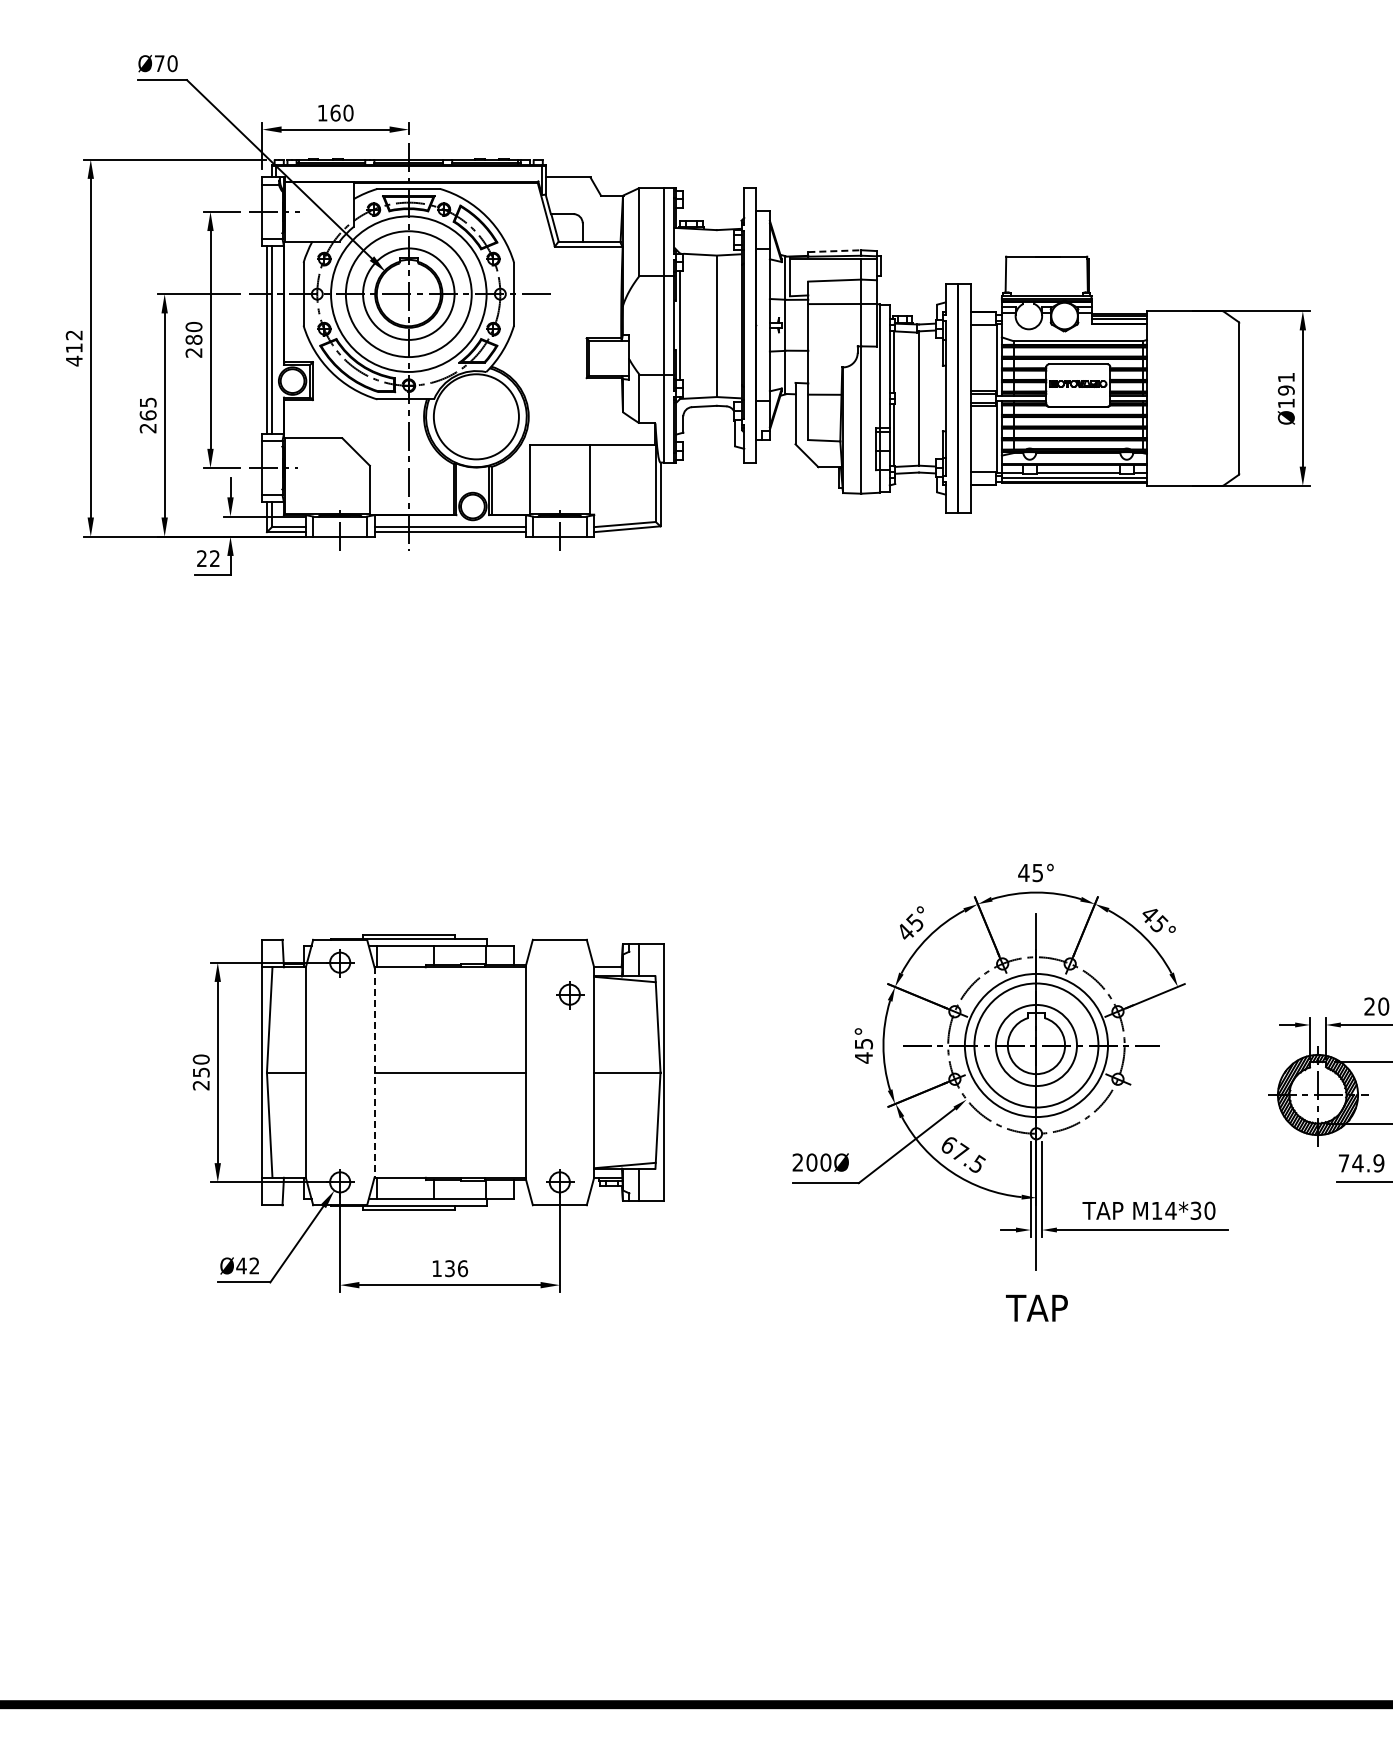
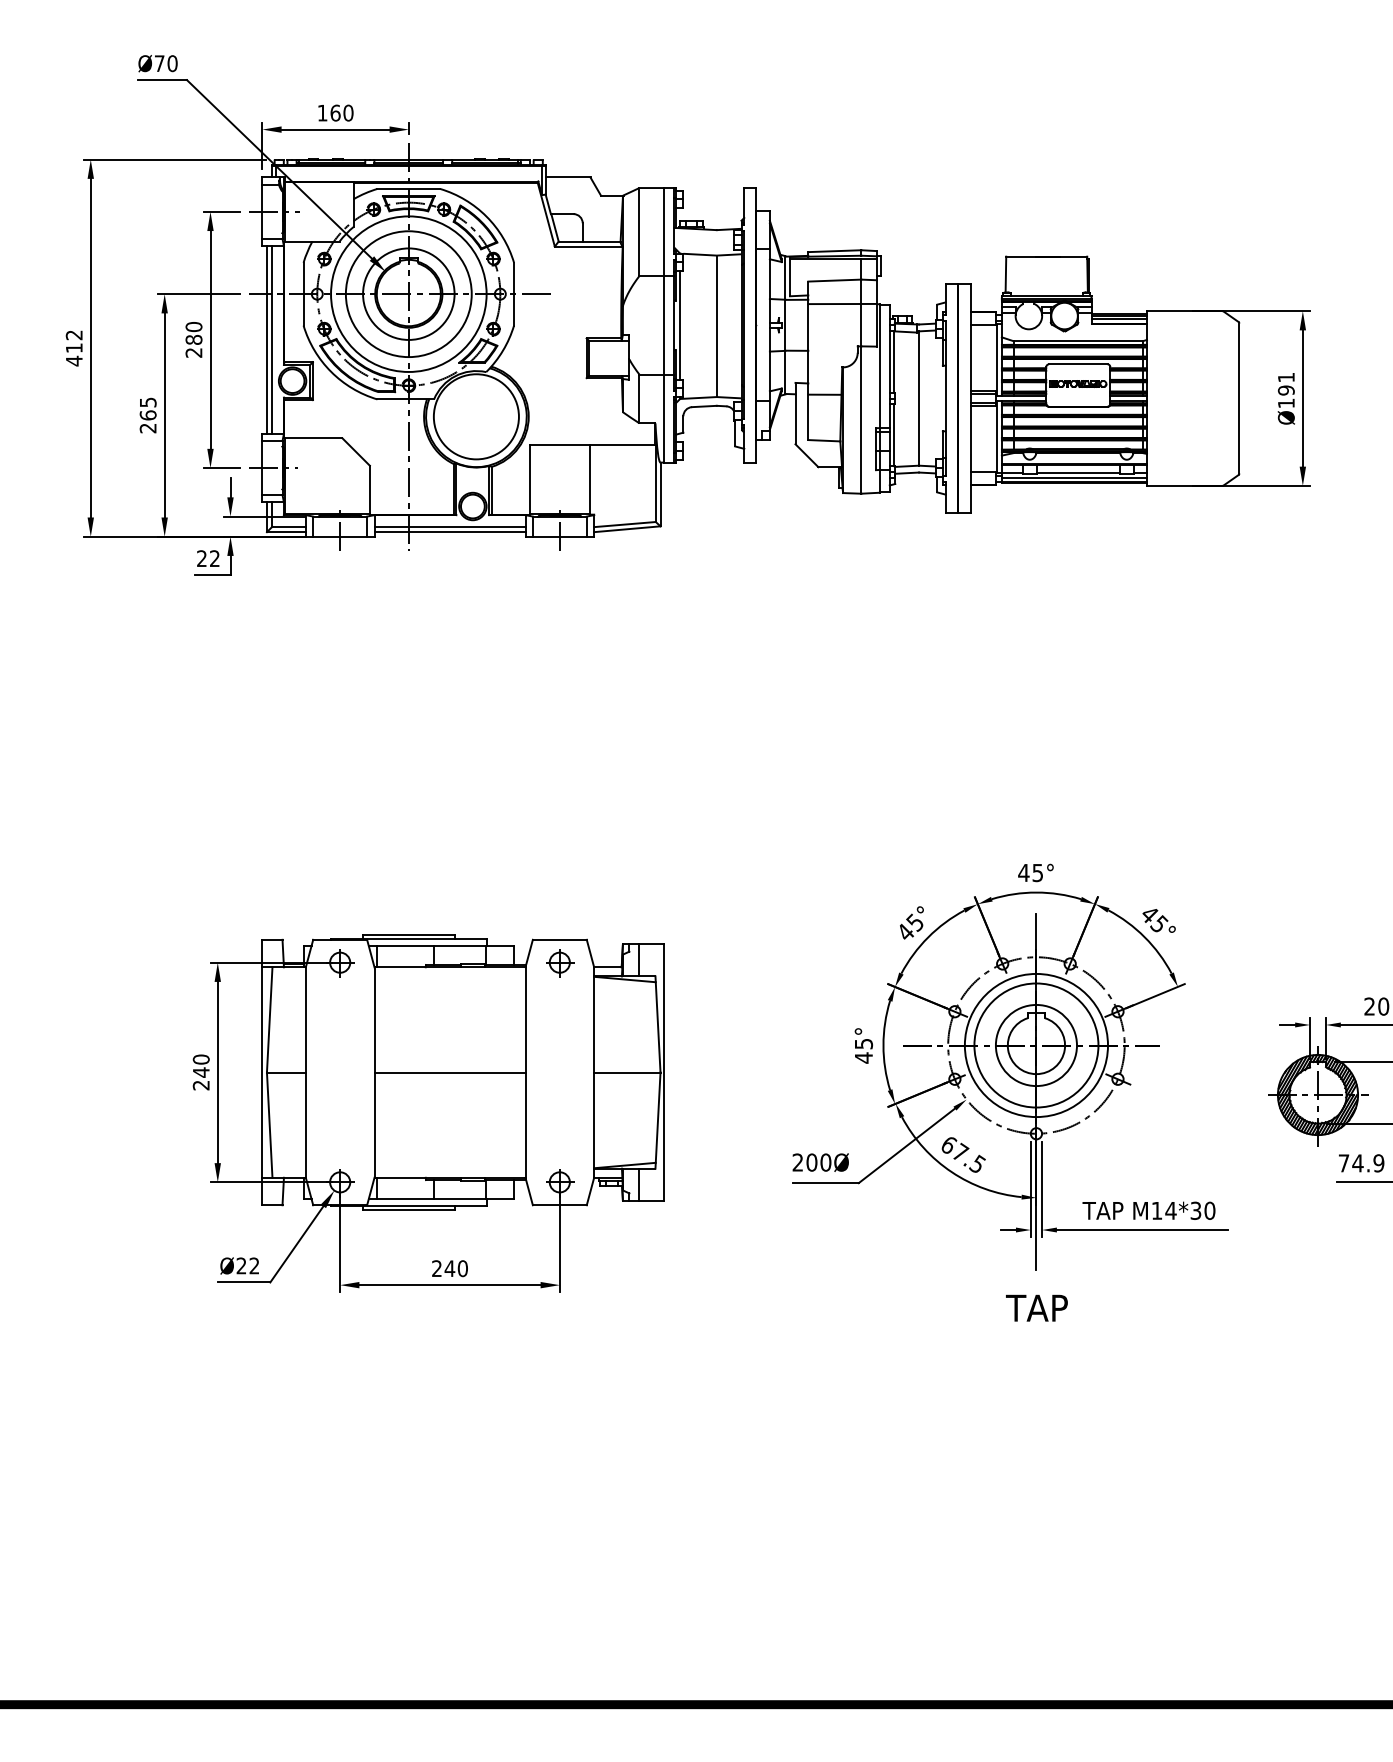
line: dashed -> solid (834, 251)
part position: (570, 995) -> (560, 963) (560, 963)
text: 250 -> 240 (201, 1072)
line: dashed -> solid (374, 1073)
text: Ø42 -> Ø22 (241, 1265)
text: 136 -> 240 (450, 1268)
